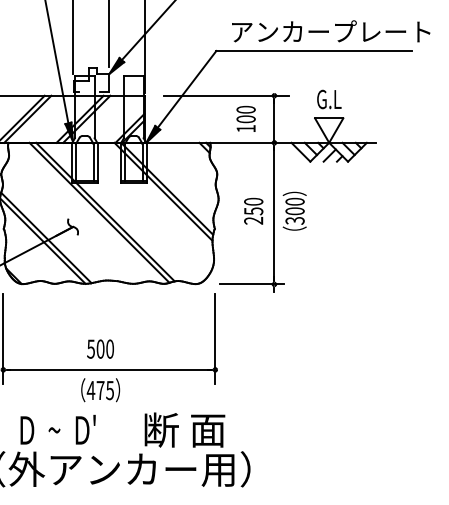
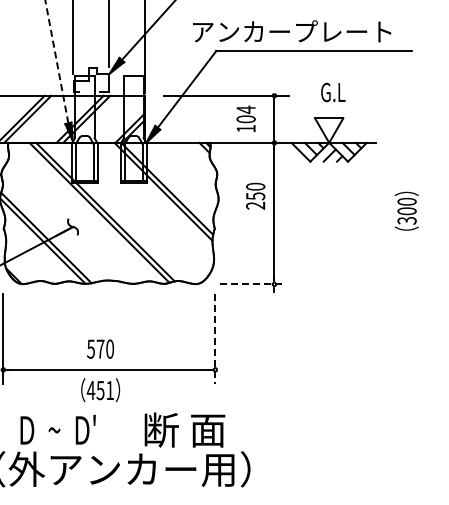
text position: (331, 31) -> (292, 31) (292, 31)
line: solid -> dashed (56, 61)
text position: (329, 99) -> (333, 92) (333, 92)
text: 100 -> 104 (245, 109)
text position: (253, 210) -> (255, 195) (255, 195)
text position: (294, 210) -> (406, 210) (406, 210)
line: solid -> dashed (251, 284)
line: solid -> dashed (215, 339)
text: 500 -> 570 (100, 348)
text: 475 -> 451 (104, 390)
